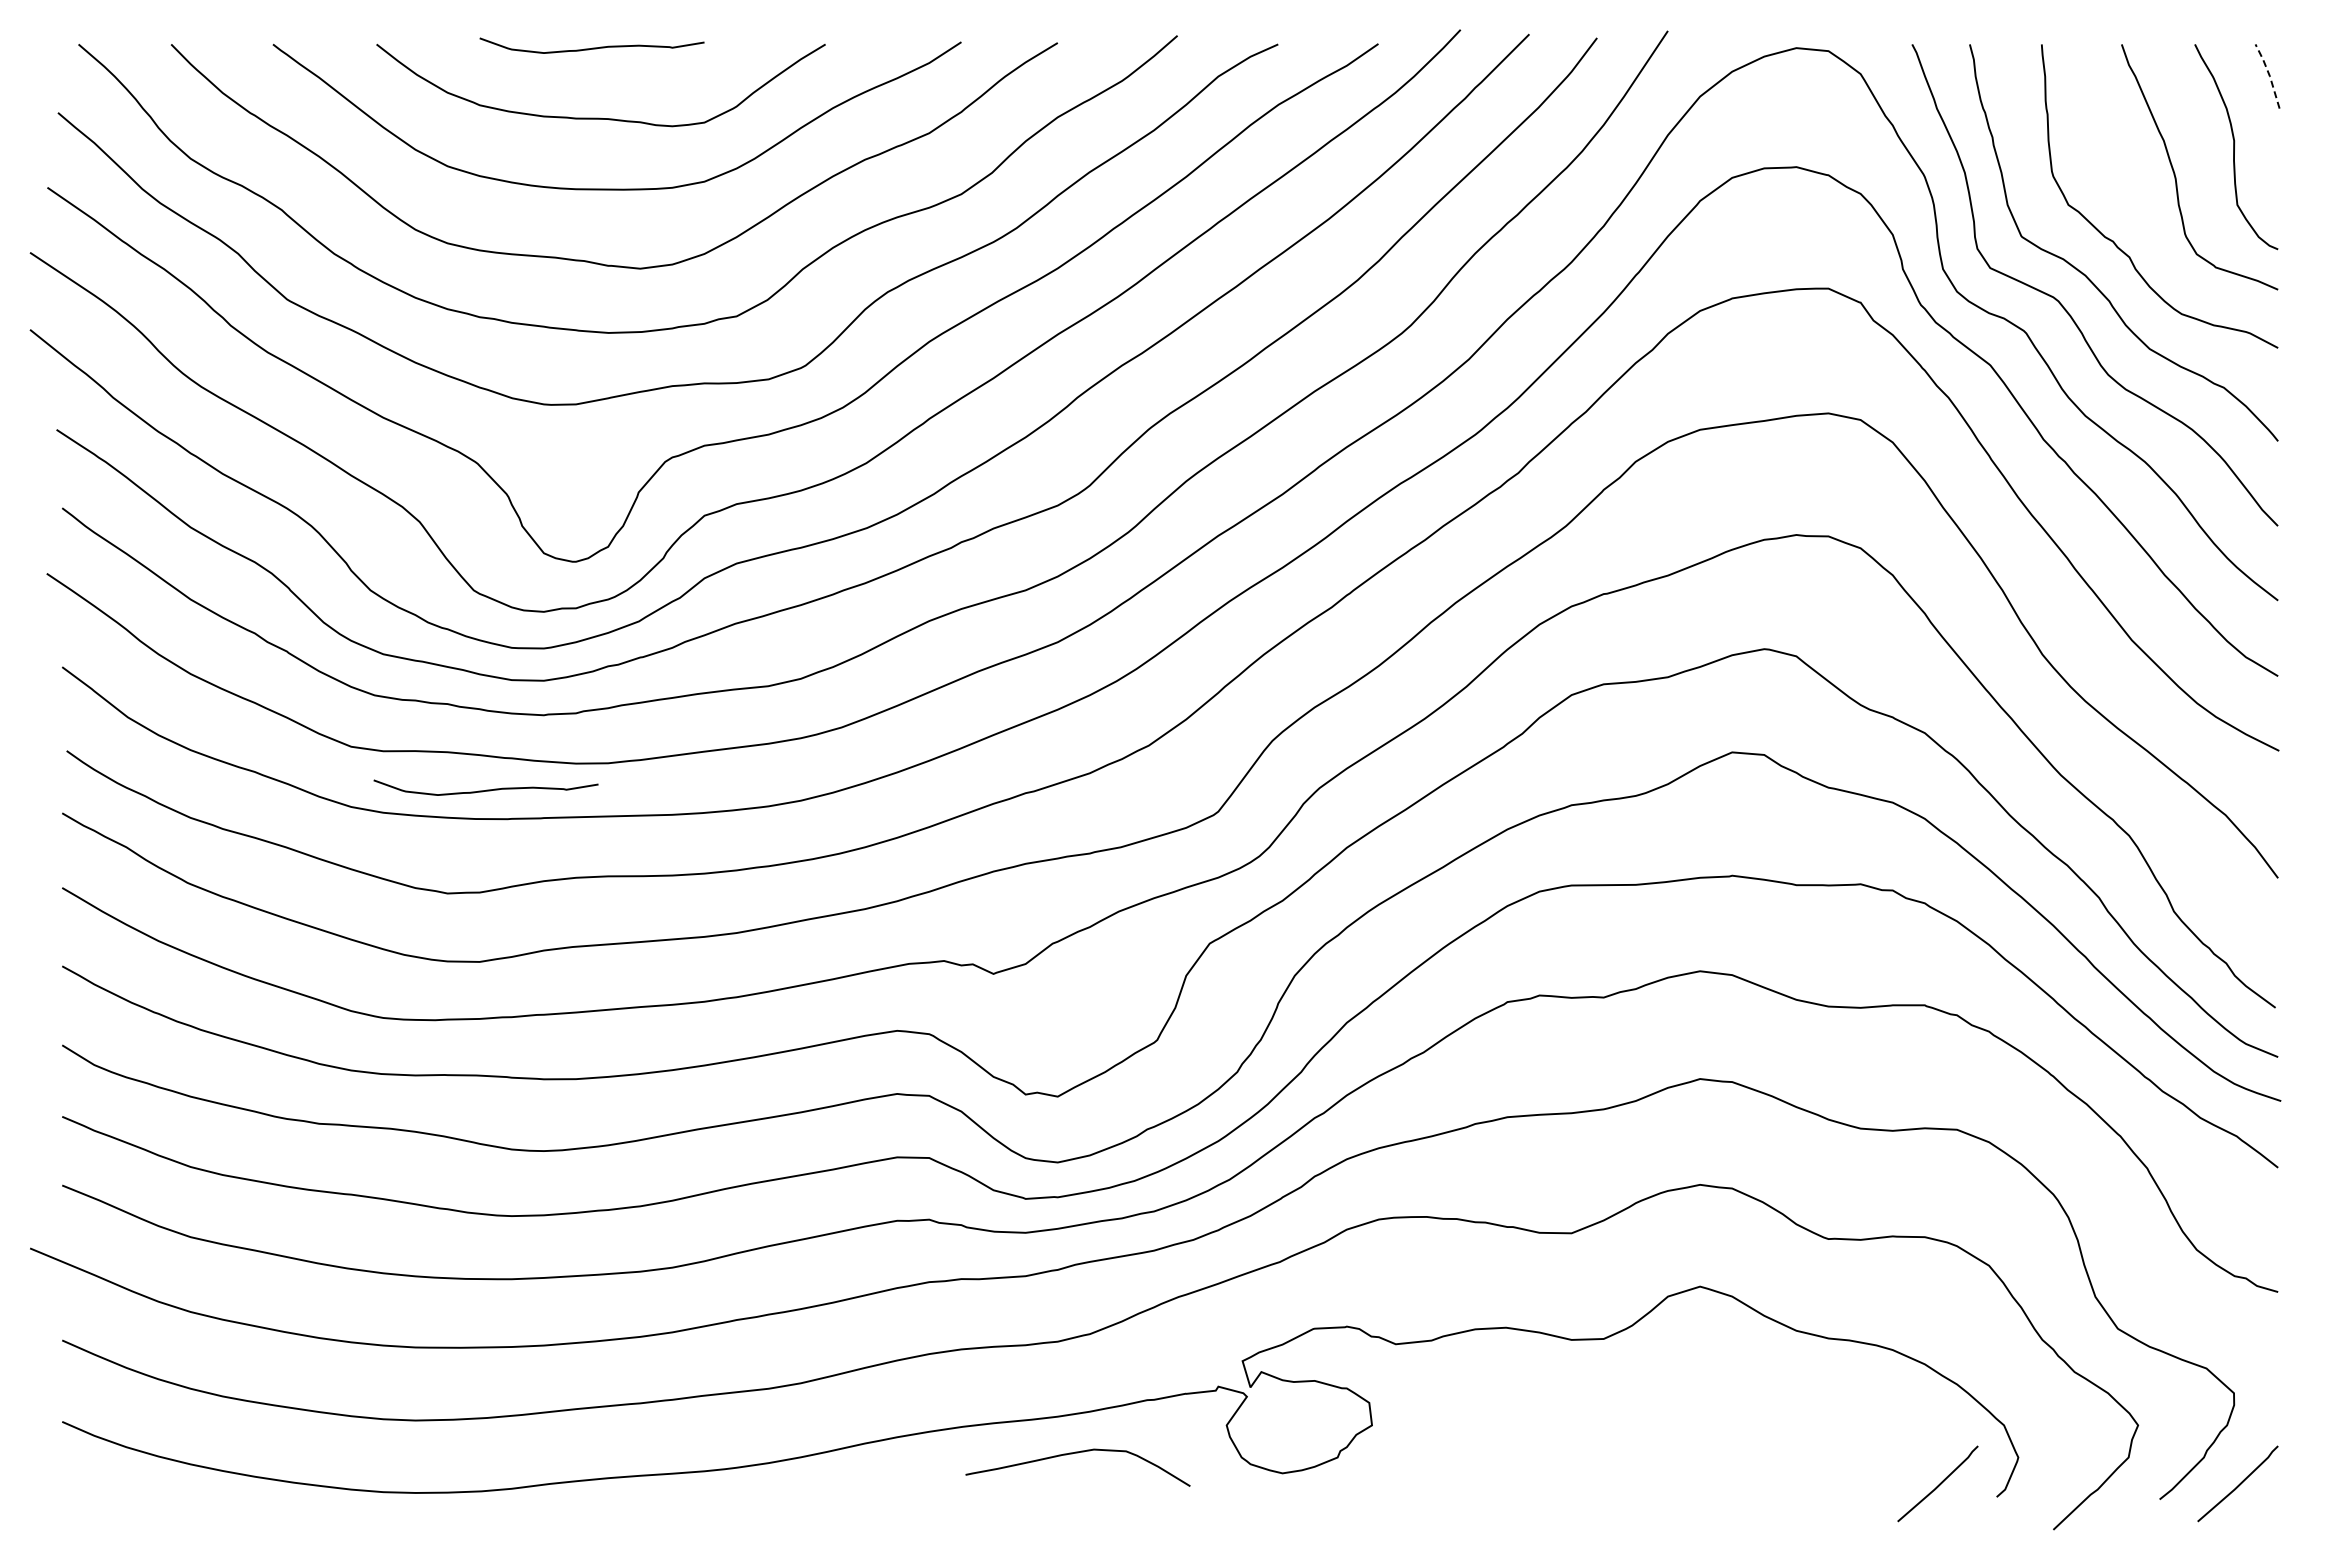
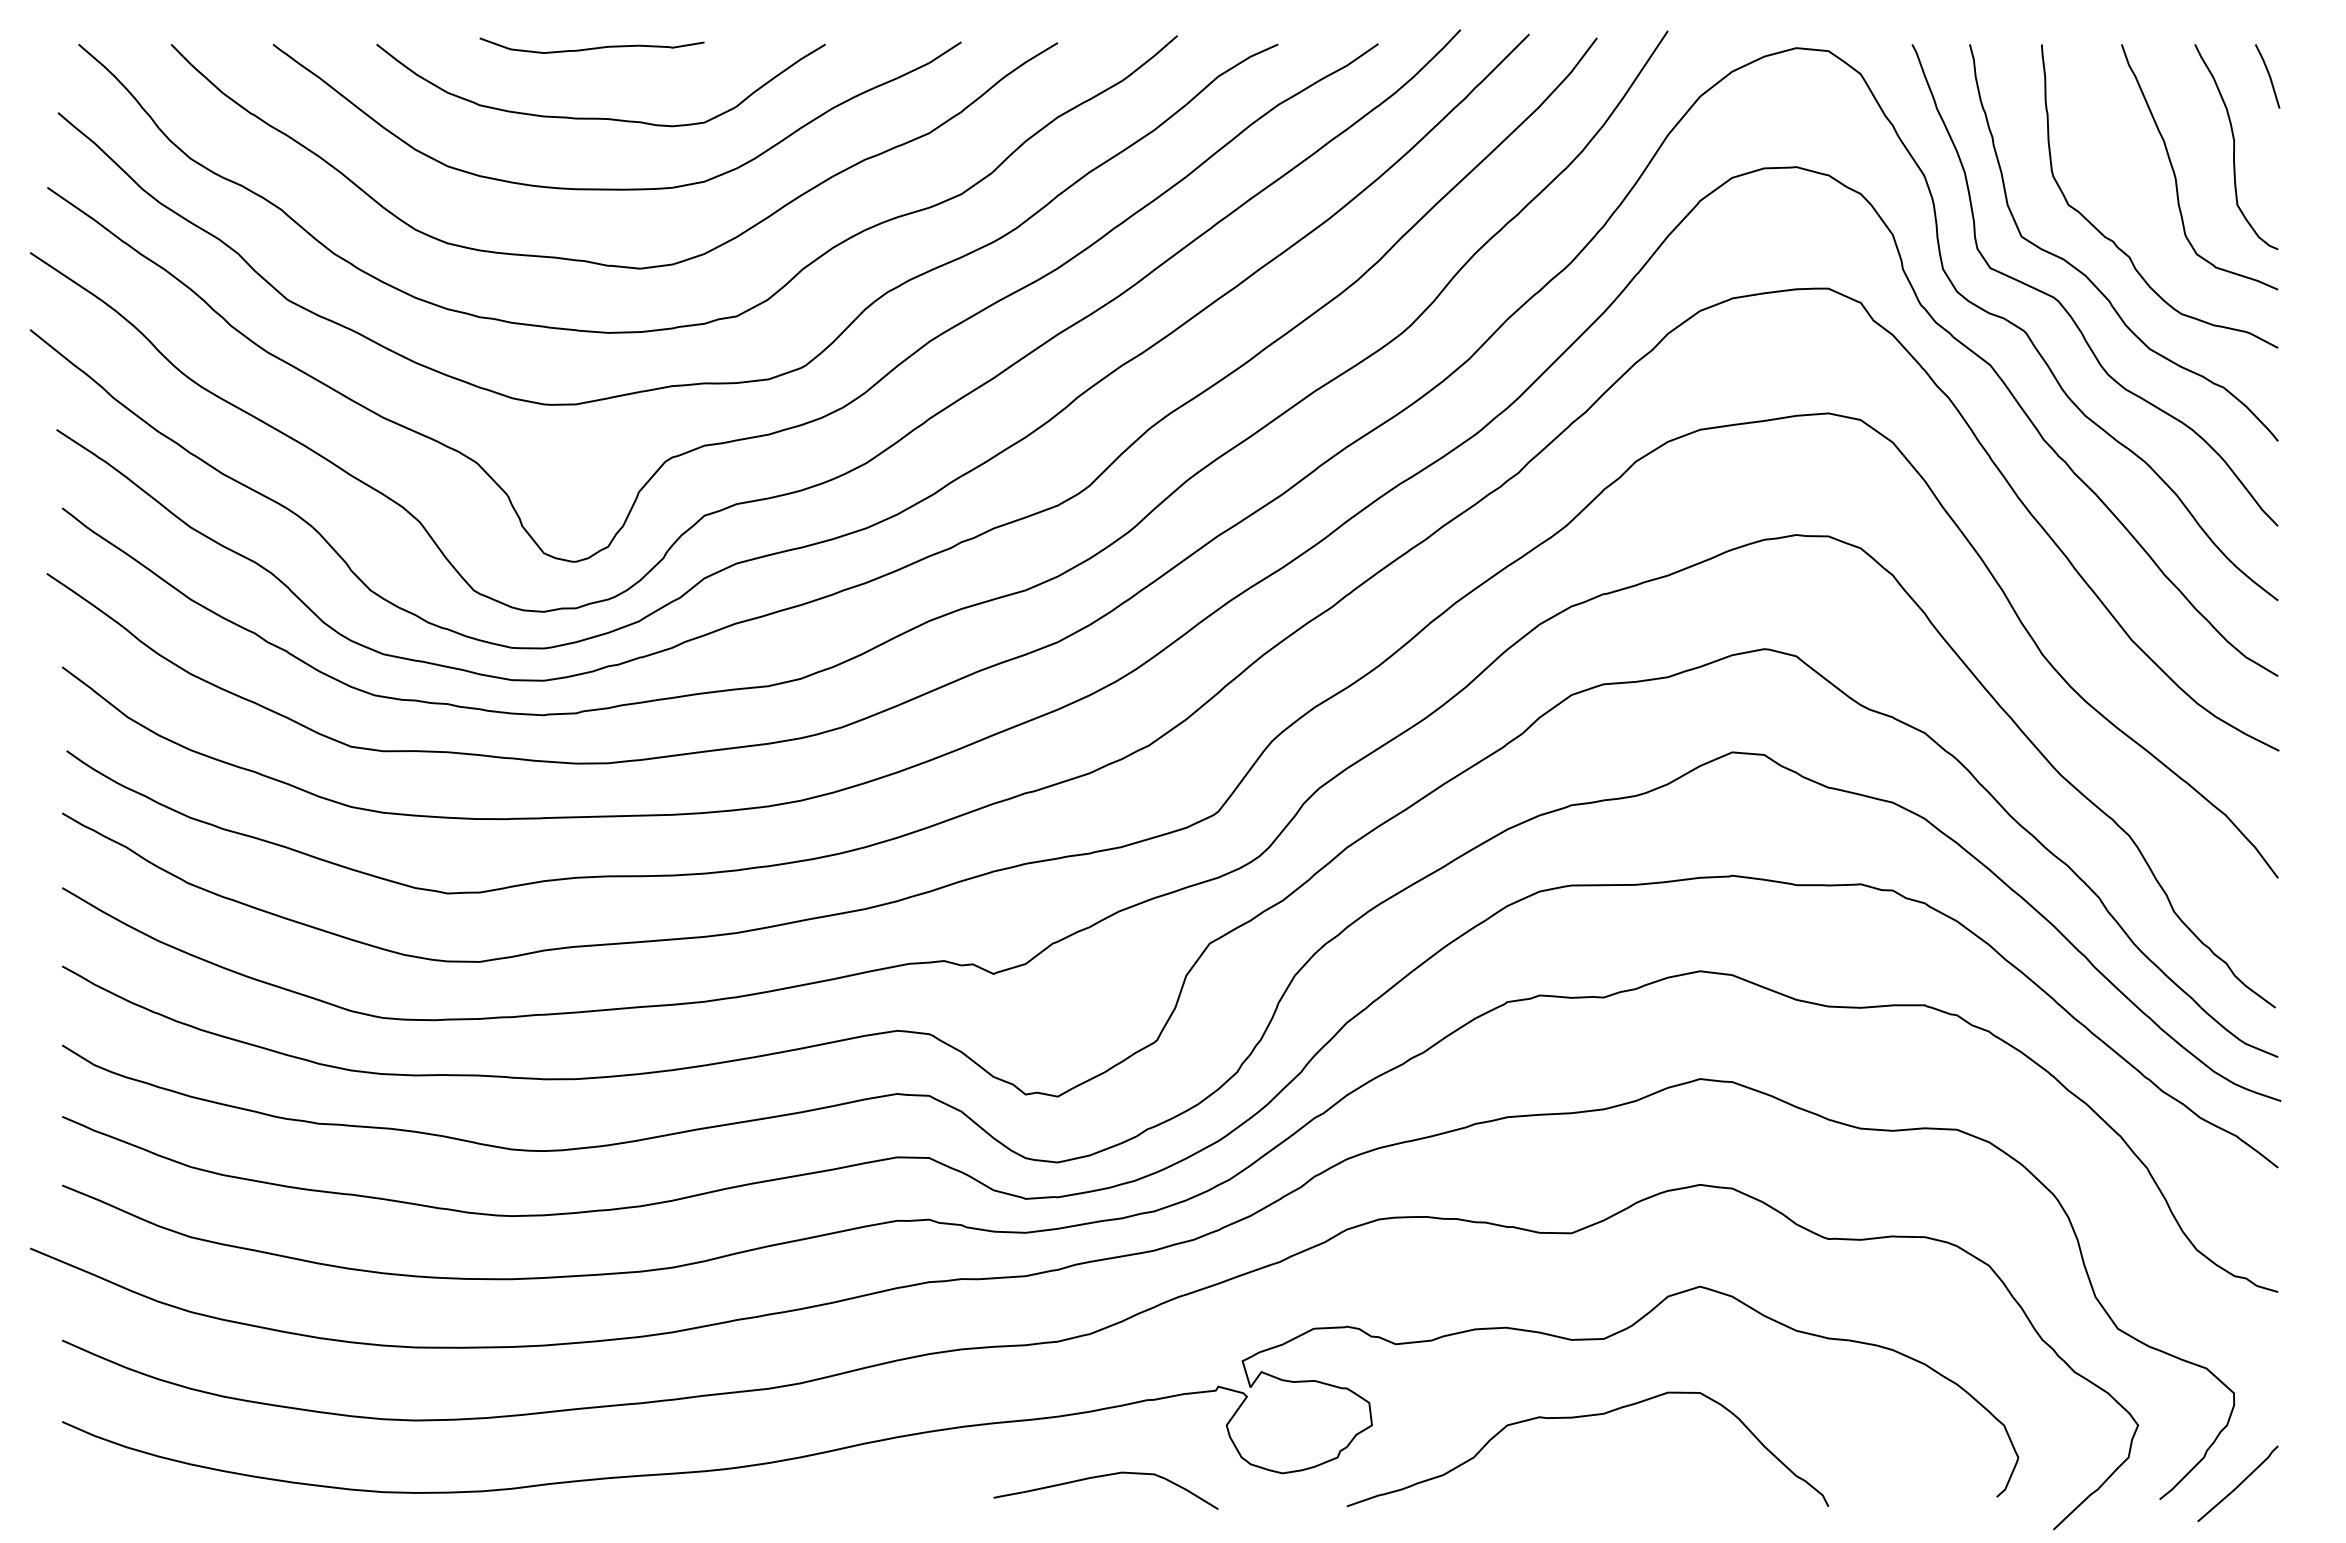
line: dashed -> solid (2269, 75)
curve: present -> none (486, 789)
curve: none -> present (1583, 1417)
curve position: (1072, 1454) -> (1100, 1477) (1100, 1477)
line: present -> none (1938, 1484)
